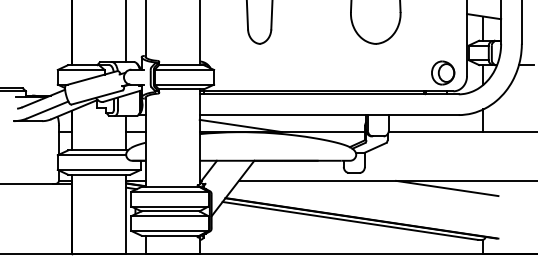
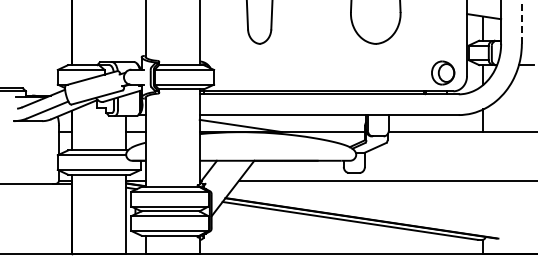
line: solid -> dashed (521, 21)
line: present -> none (126, 32)
line: present -> none (447, 188)
